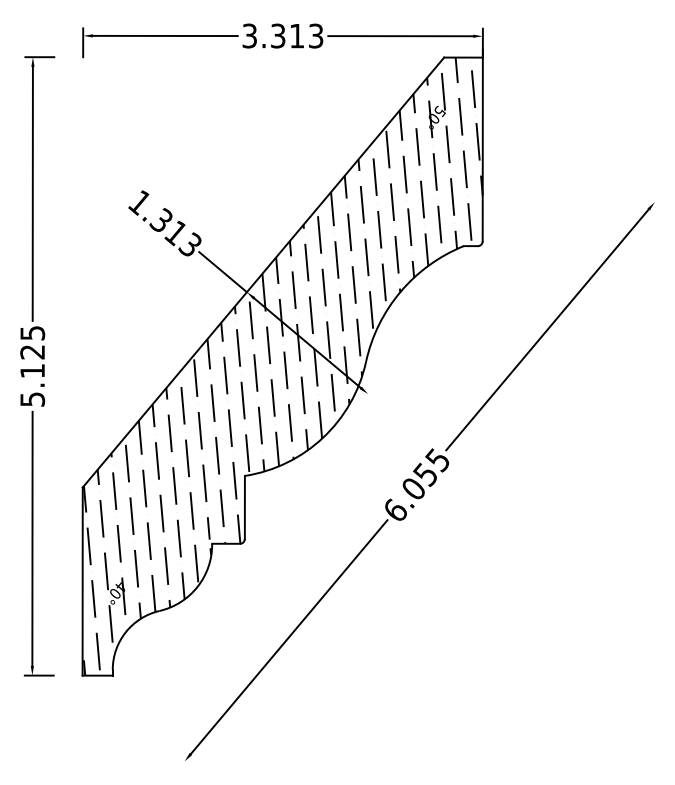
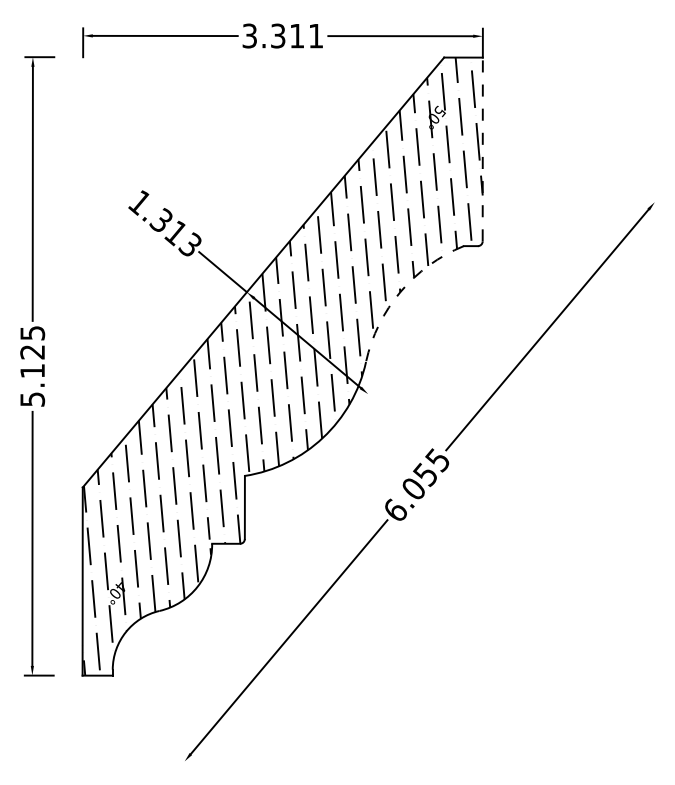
text: 3.313 -> 3.311 (316, 35)
line: solid -> dashed (482, 145)
arc: solid -> dashed (400, 291)
